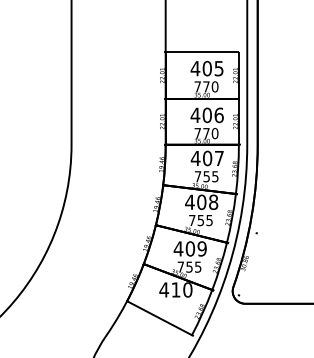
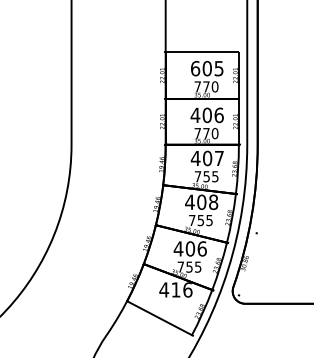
text: 405 -> 605 (195, 68)
text: 409 -> 406 (201, 248)
text: 410 -> 416 (187, 289)
